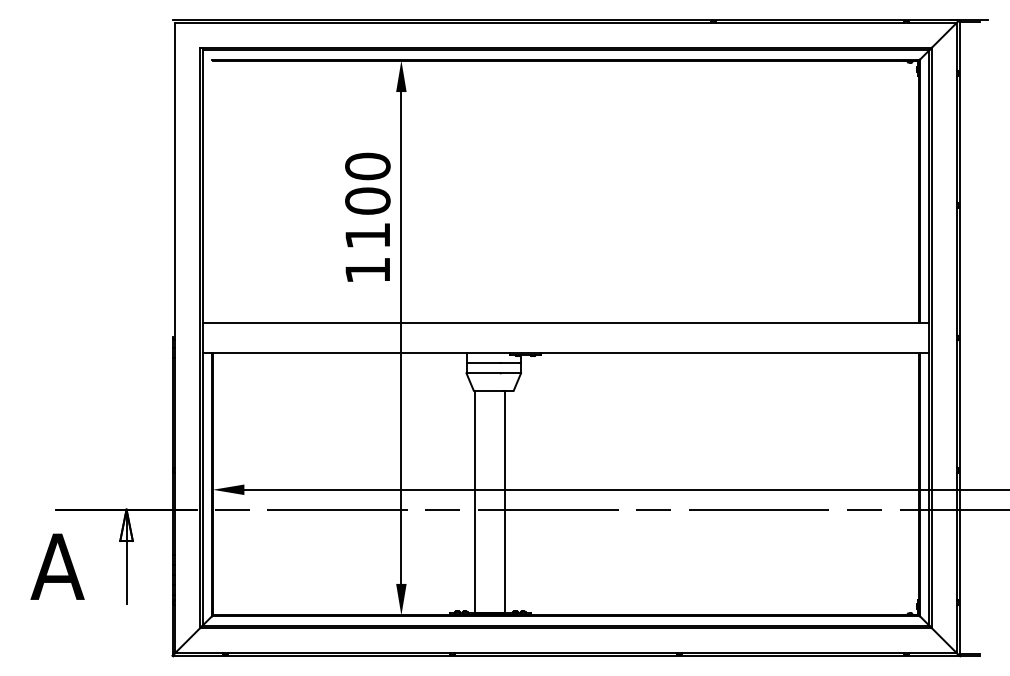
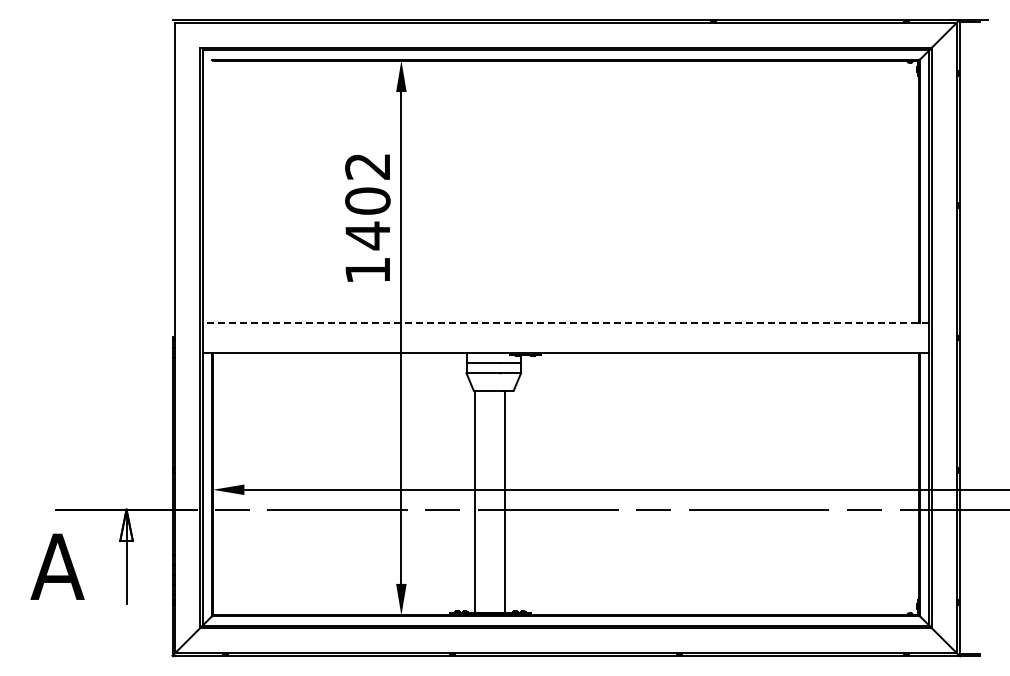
text: 1100 -> 1402 (367, 201)
line: solid -> dashed (565, 322)
